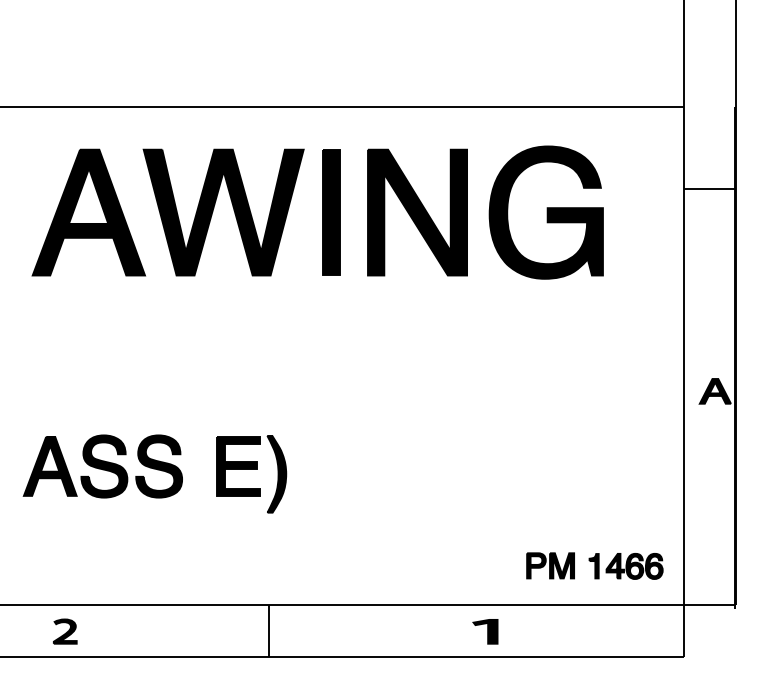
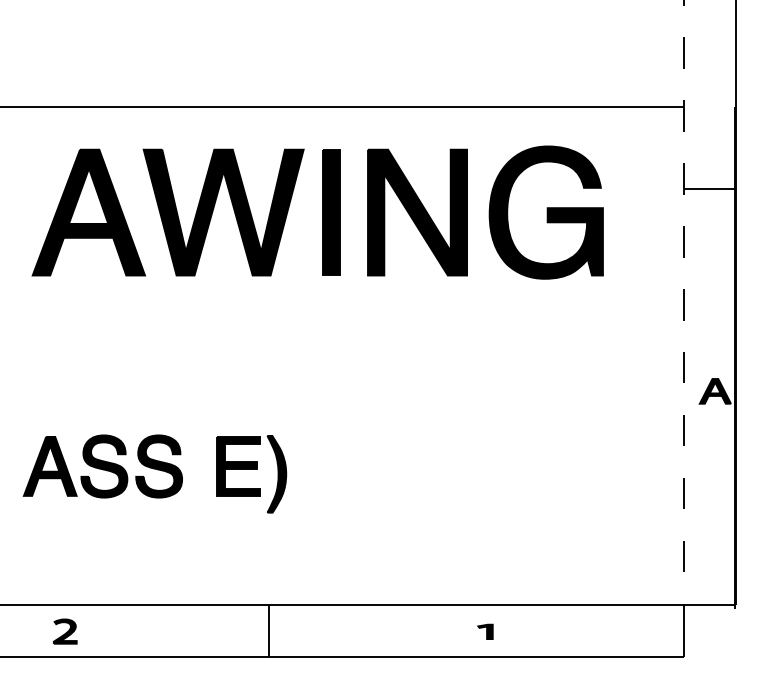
line: solid -> dashed (684, 302)
part: present -> none (594, 565)
part size: 27x26 px -> 17x17 px (485, 631)
